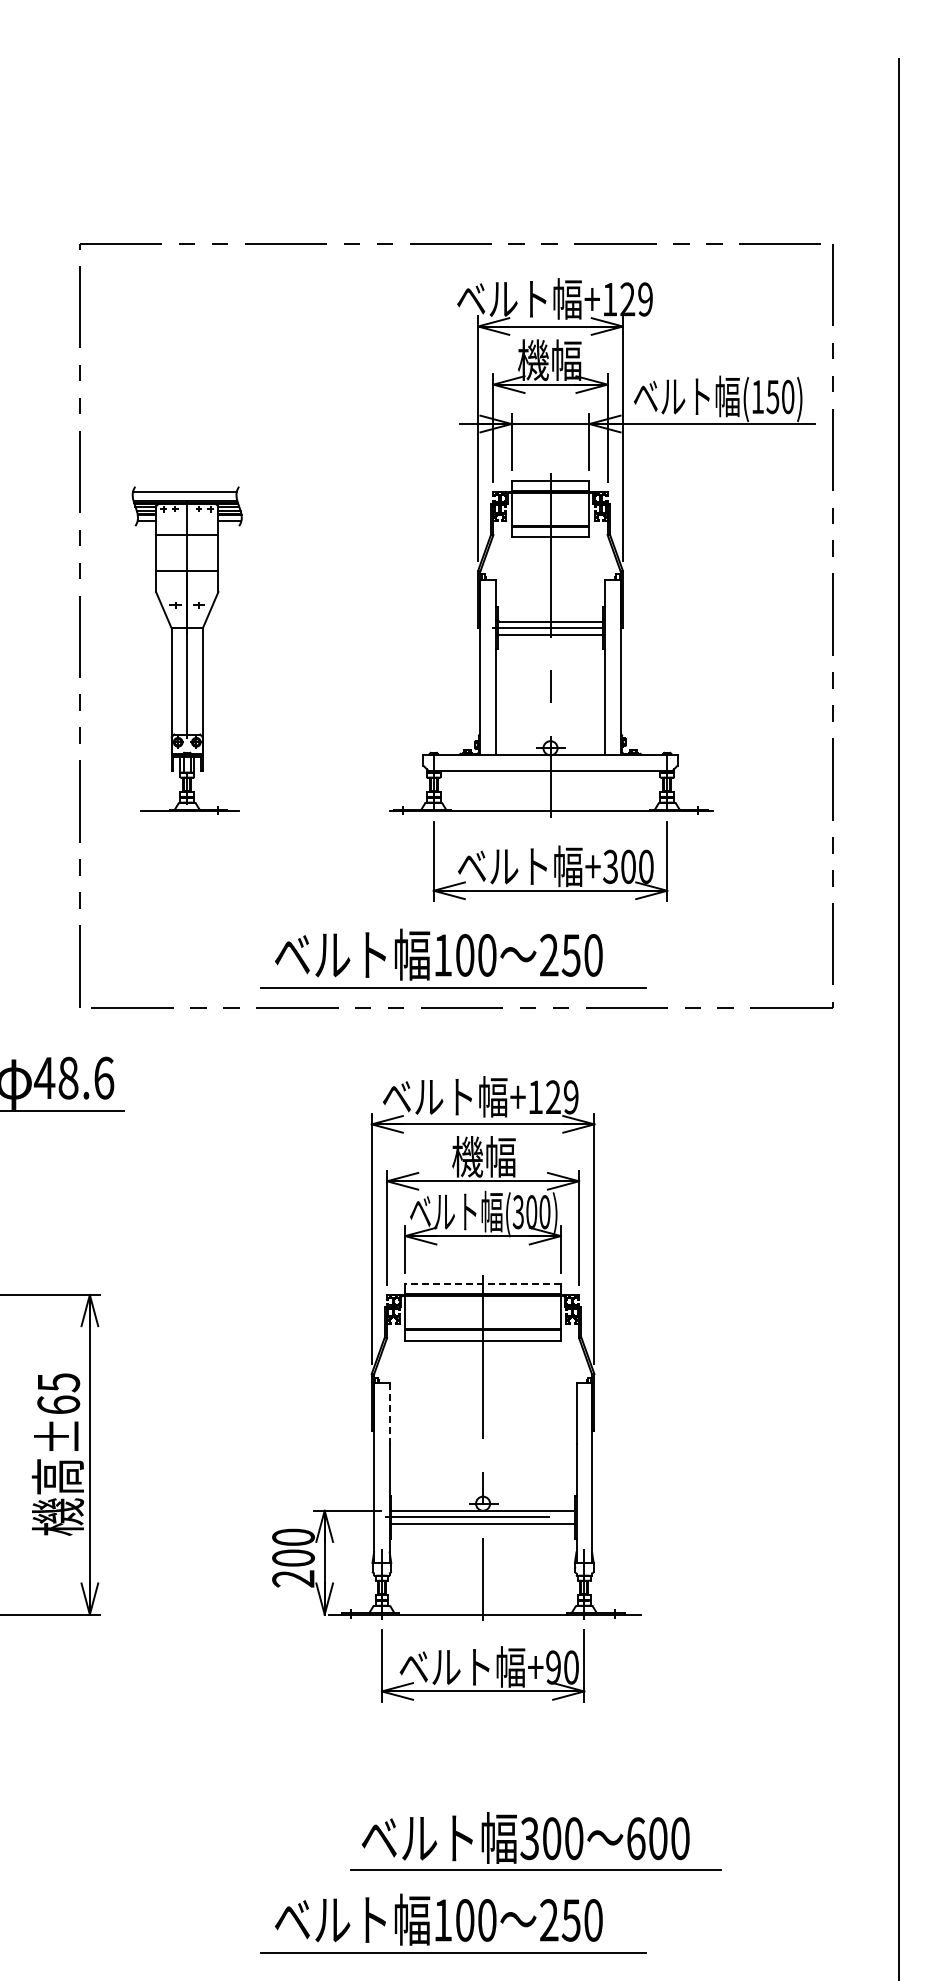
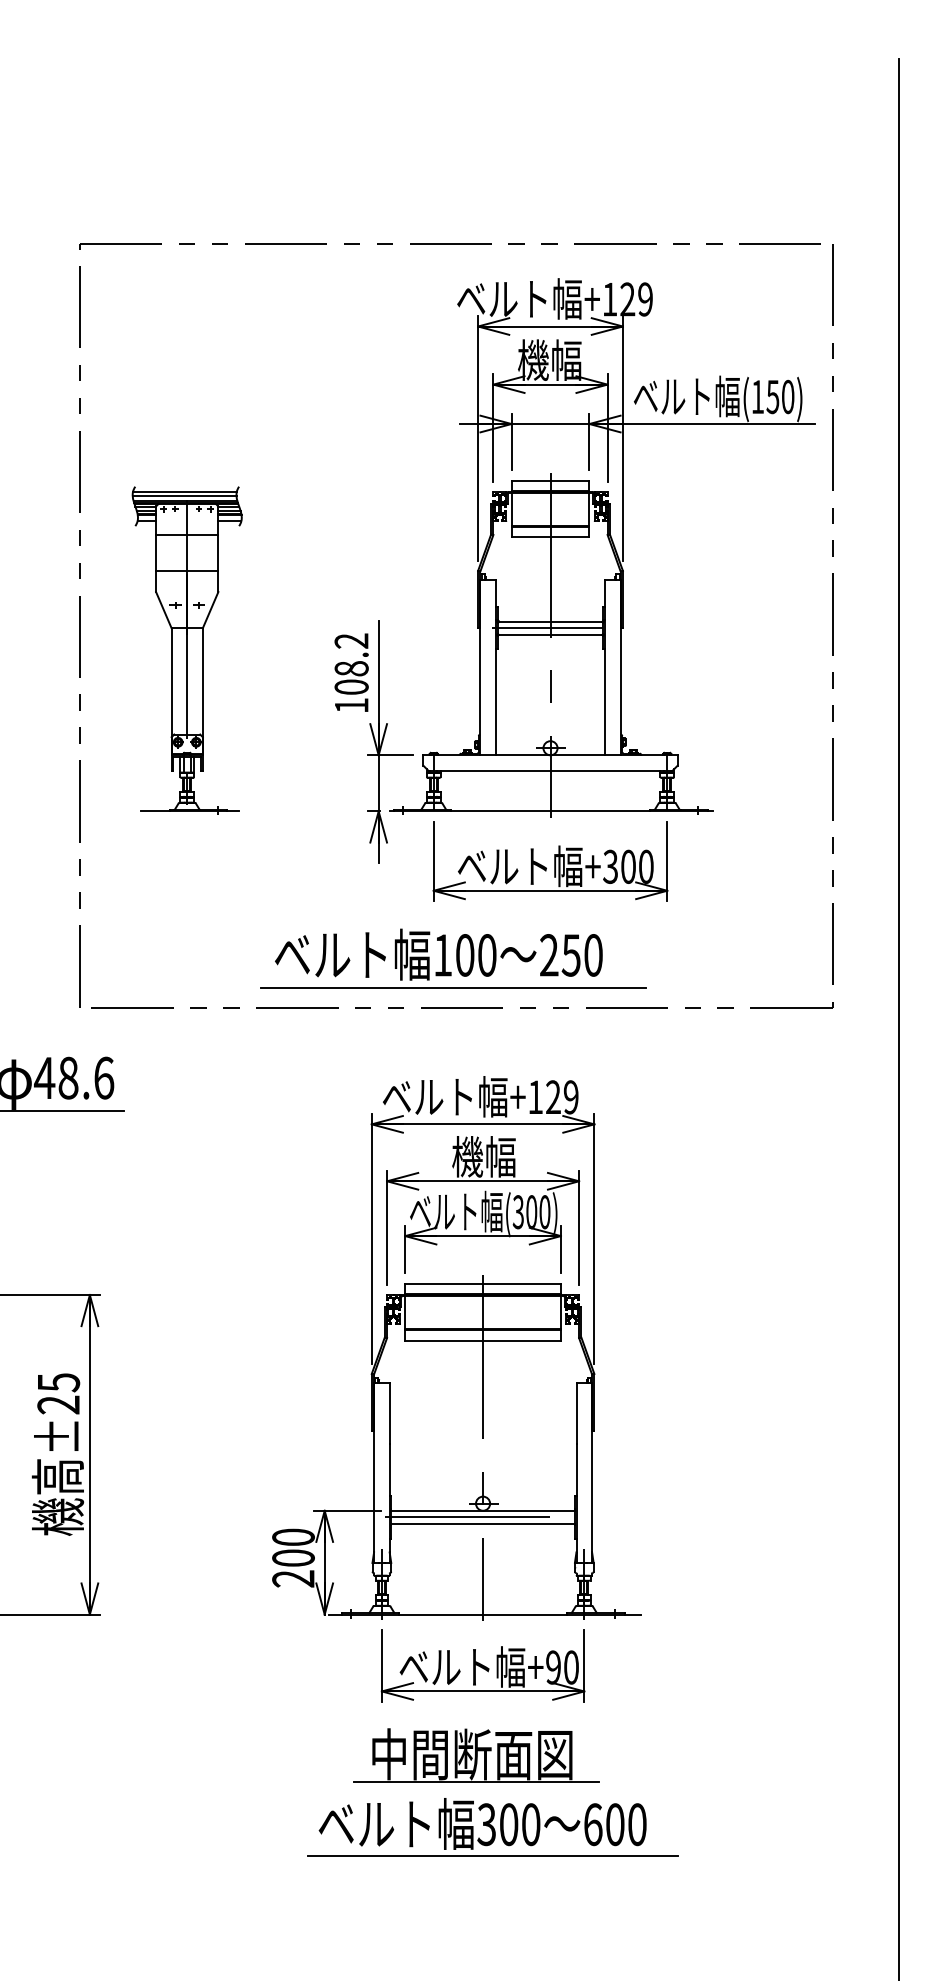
line: none -> present (184, 496)
part: none -> present (373, 741)
line: dashed -> solid (483, 1283)
text: ±65 -> ±25 (58, 1404)
line: dashed -> solid (389, 1414)
part: none -> present (476, 1755)
part position: (535, 1841) -> (492, 1827) (492, 1827)
part: present -> none (453, 1923)
